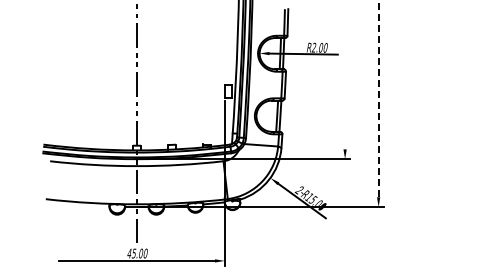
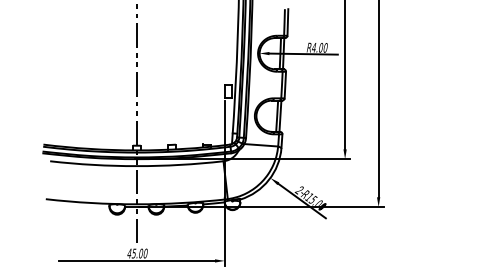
text: R2.00 -> R4.00 (313, 47)
line: none -> present (345, 75)
line: dashed -> solid (378, 98)
